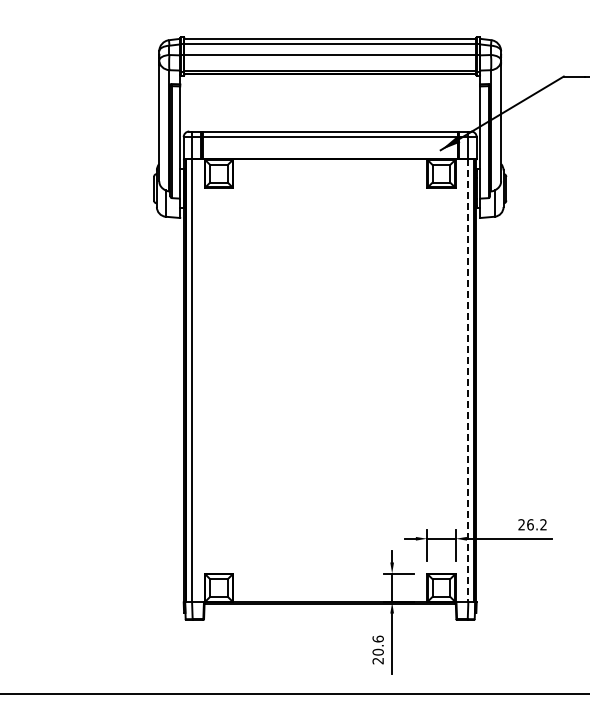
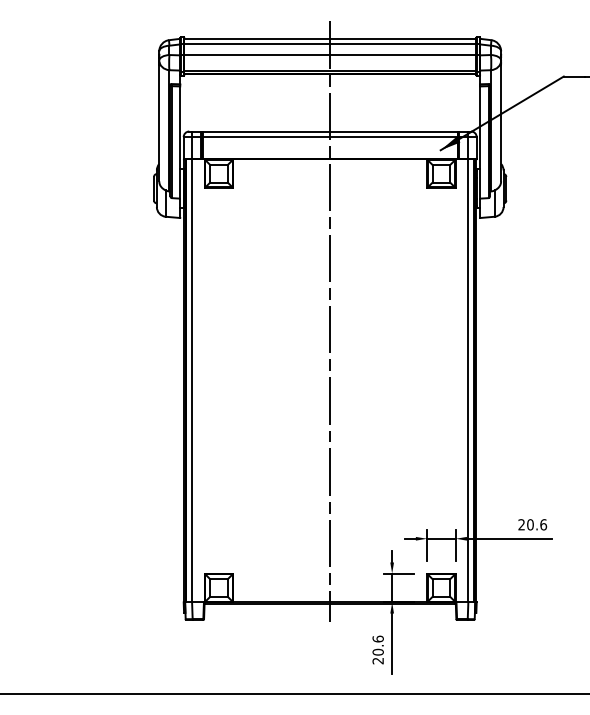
line: none -> present (330, 321)
line: dashed -> solid (467, 381)
text: 26.2 -> 20.6 (537, 524)
